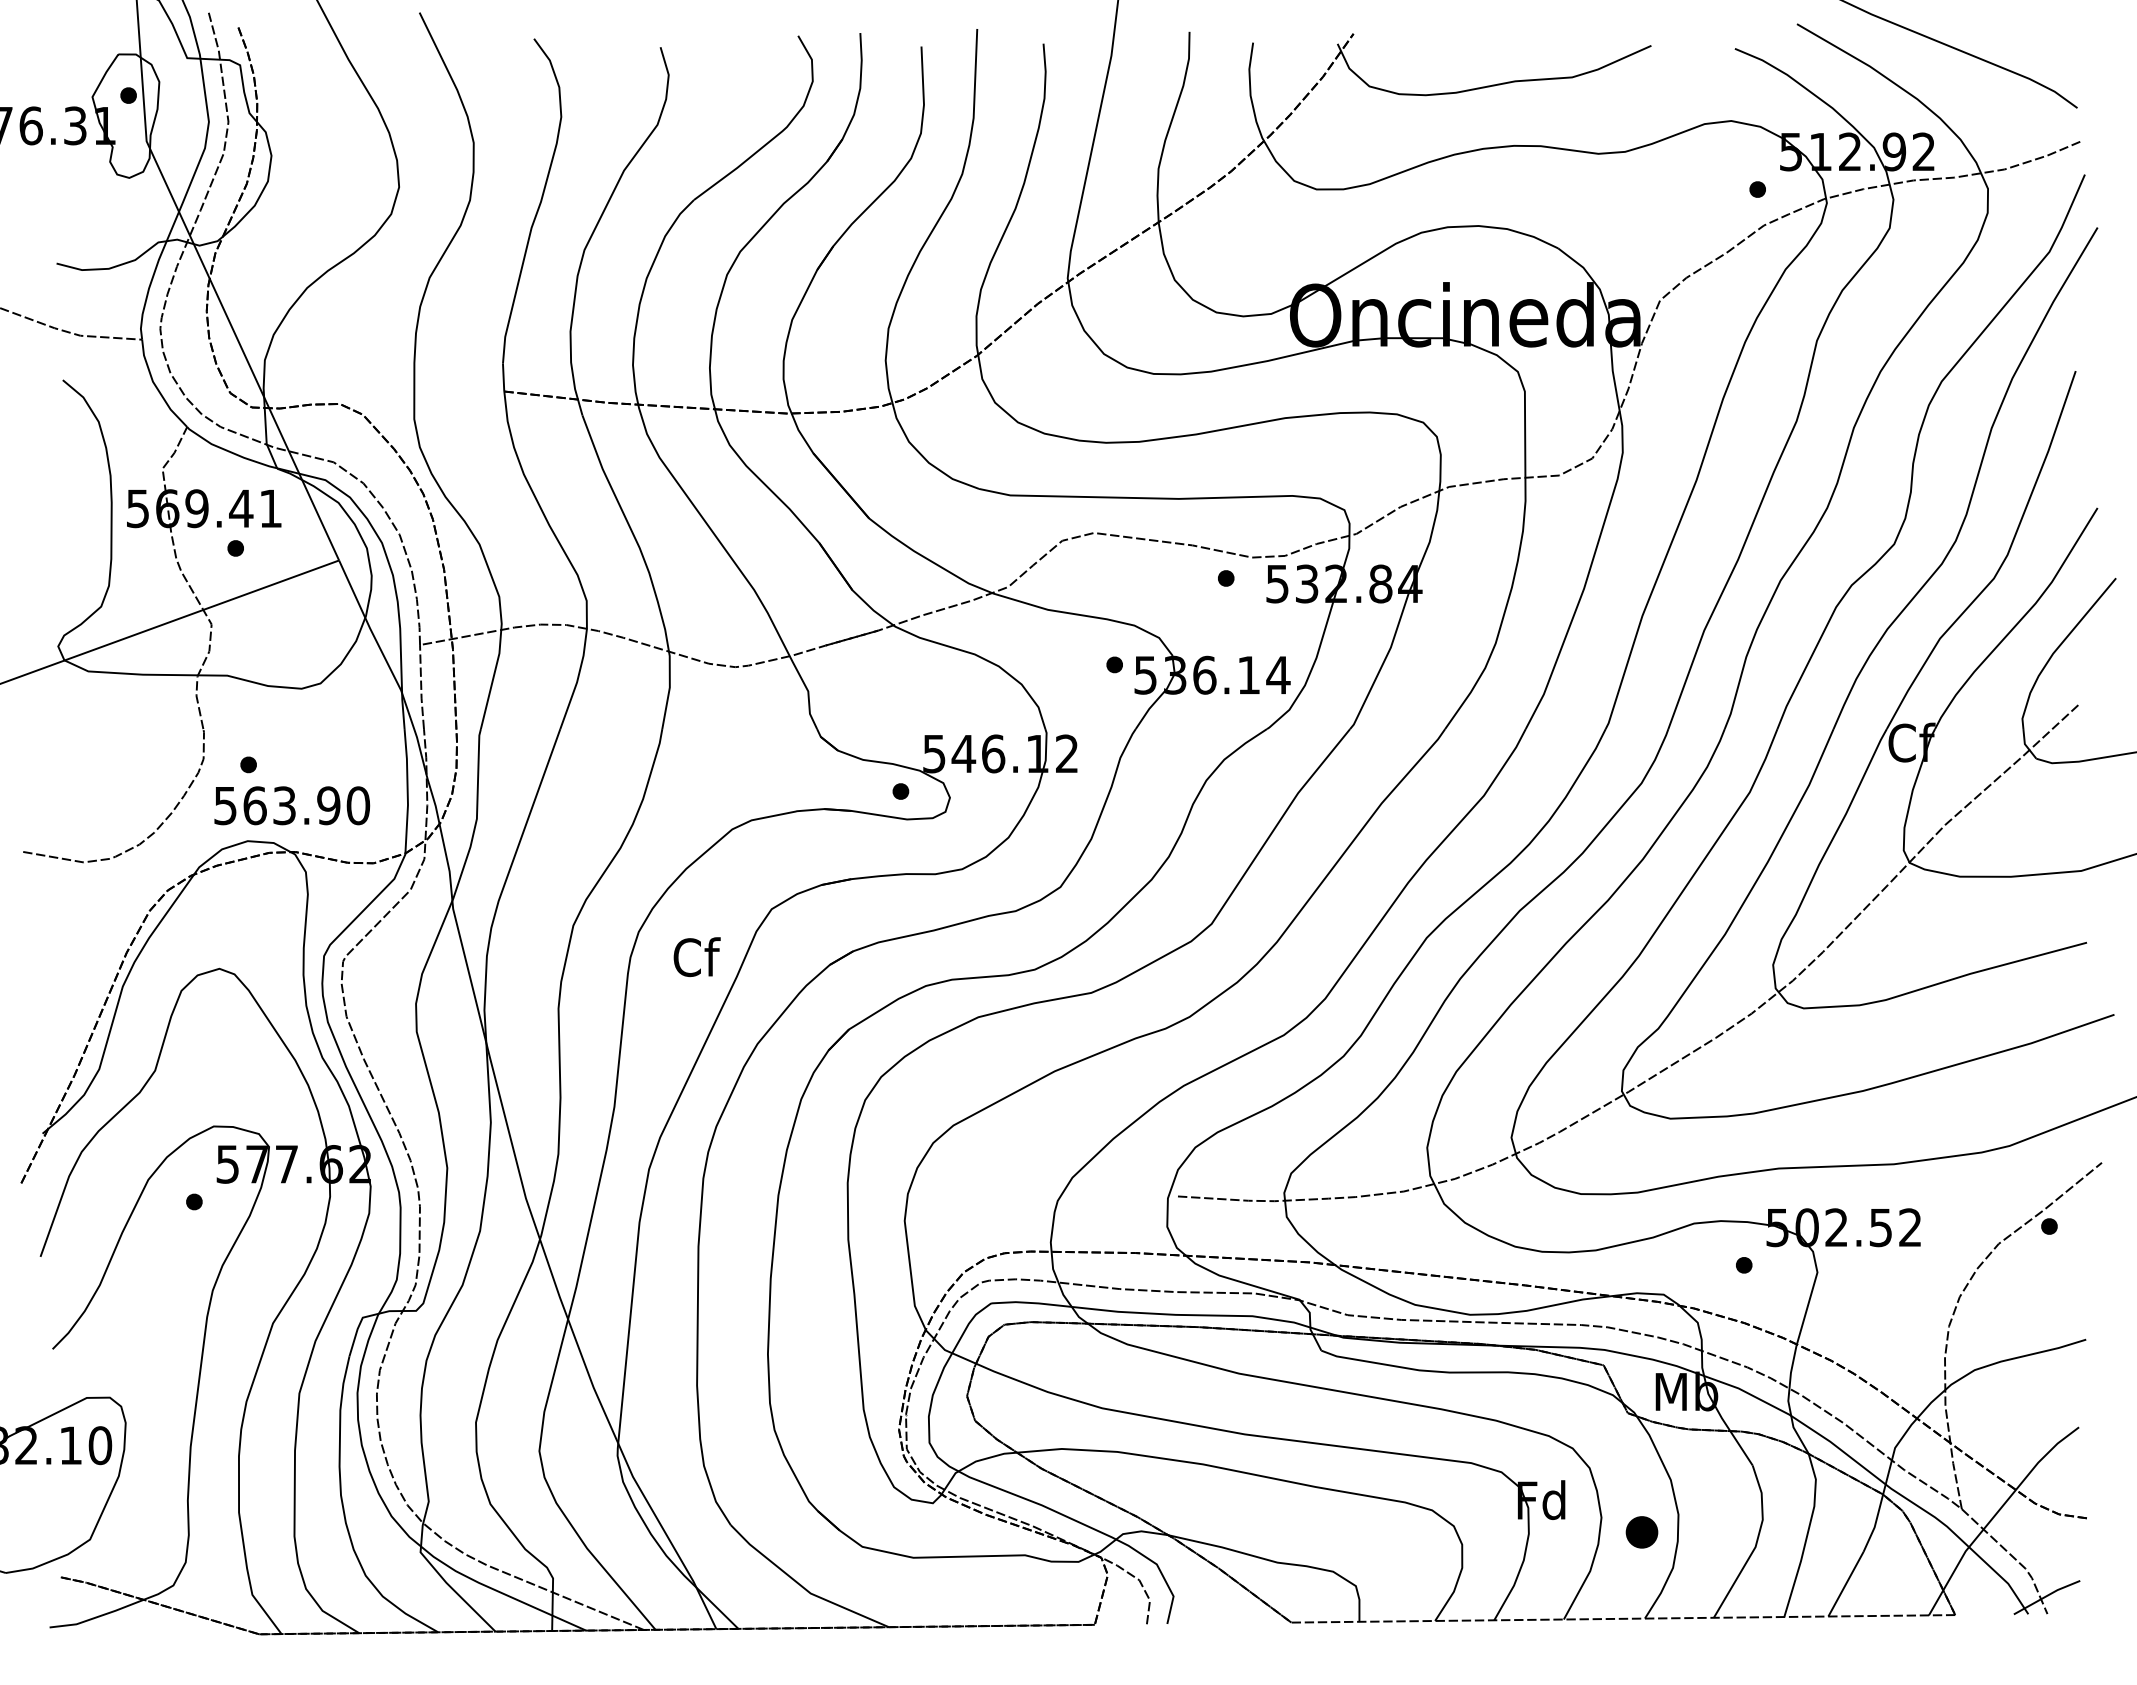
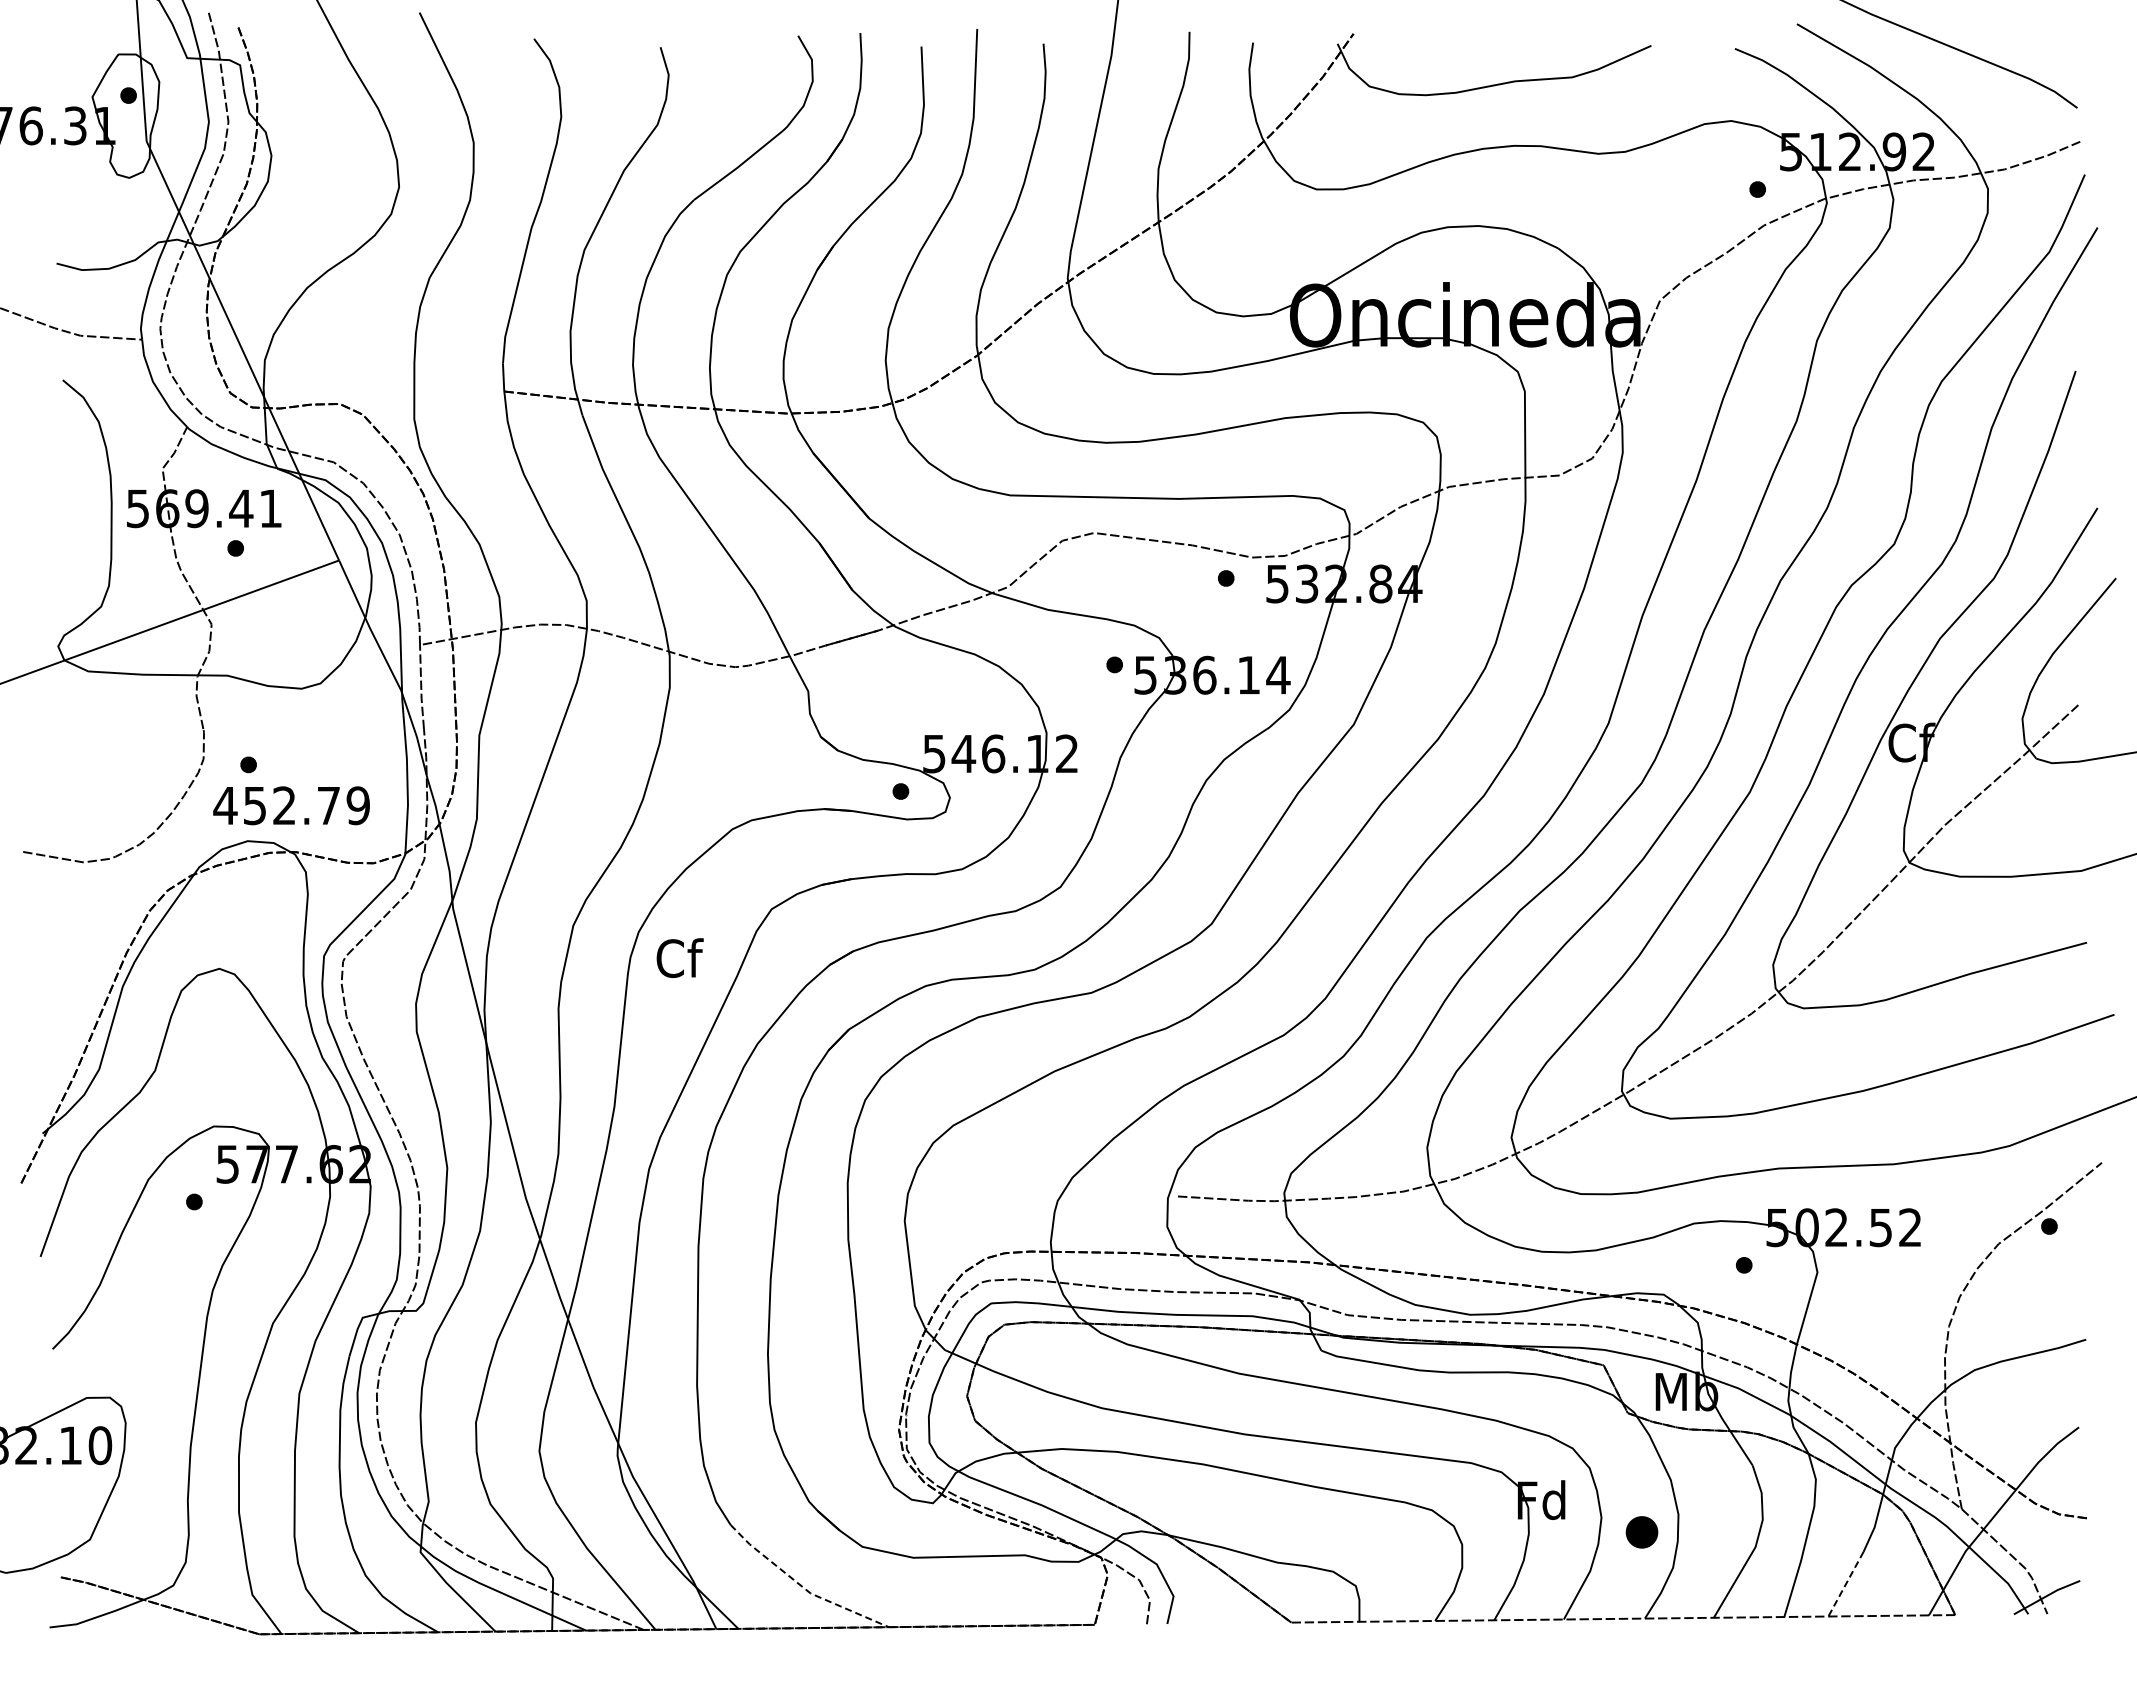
text: 563.90 -> 452.79 (291, 805)
text position: (696, 957) -> (679, 958) (679, 958)
line: solid -> dashed (1845, 1584)
line: solid -> dashed (803, 1587)
